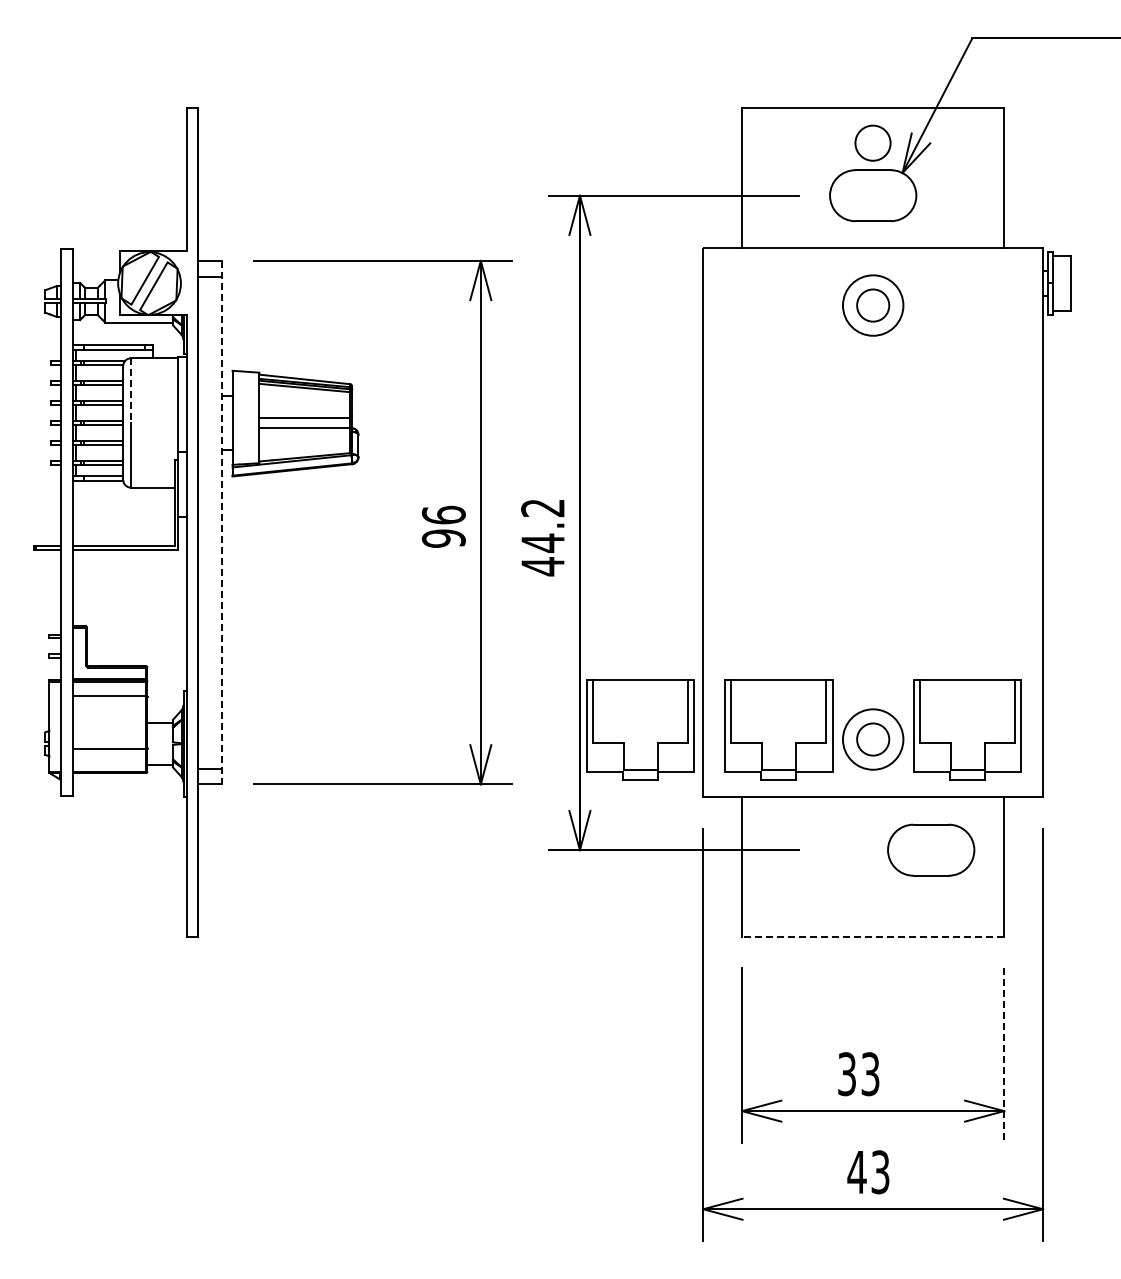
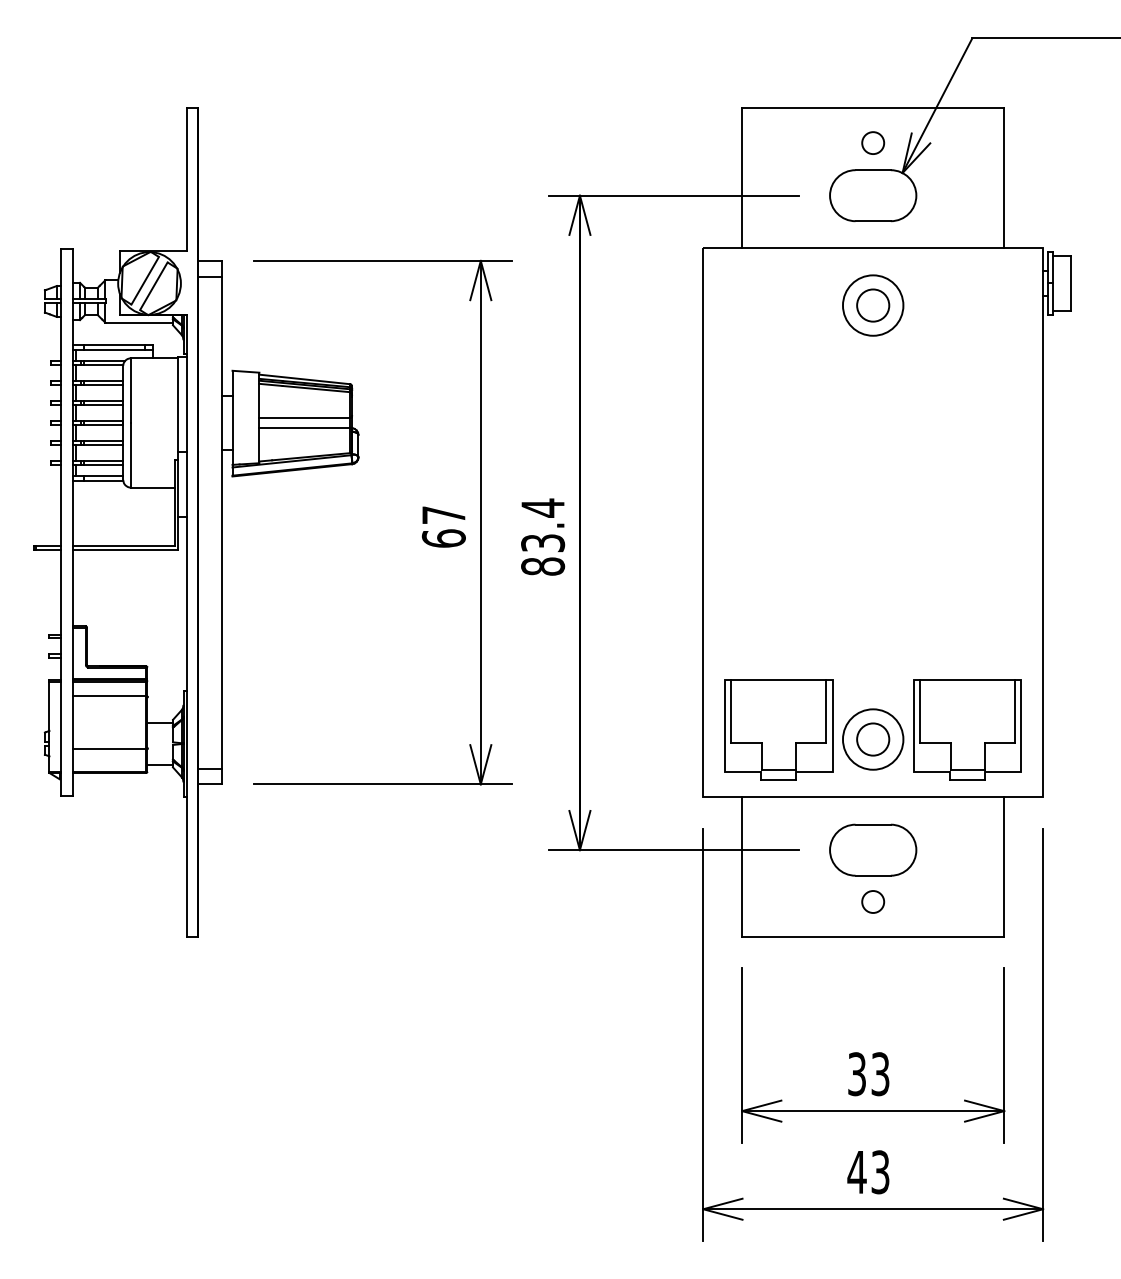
circle size: 38x38 px -> 25x24 px (873, 142)
line: dashed -> solid (131, 391)
line: dashed -> solid (222, 522)
text: 96 -> 67 (443, 526)
text: 44.2 -> 83.4 (543, 537)
part: present -> none (640, 729)
part position: (931, 849) -> (873, 849) (873, 849)
circle: none -> present (873, 901)
line: dashed -> solid (872, 936)
line: dashed -> solid (1004, 1055)
text position: (858, 1074) -> (868, 1074) (868, 1074)
